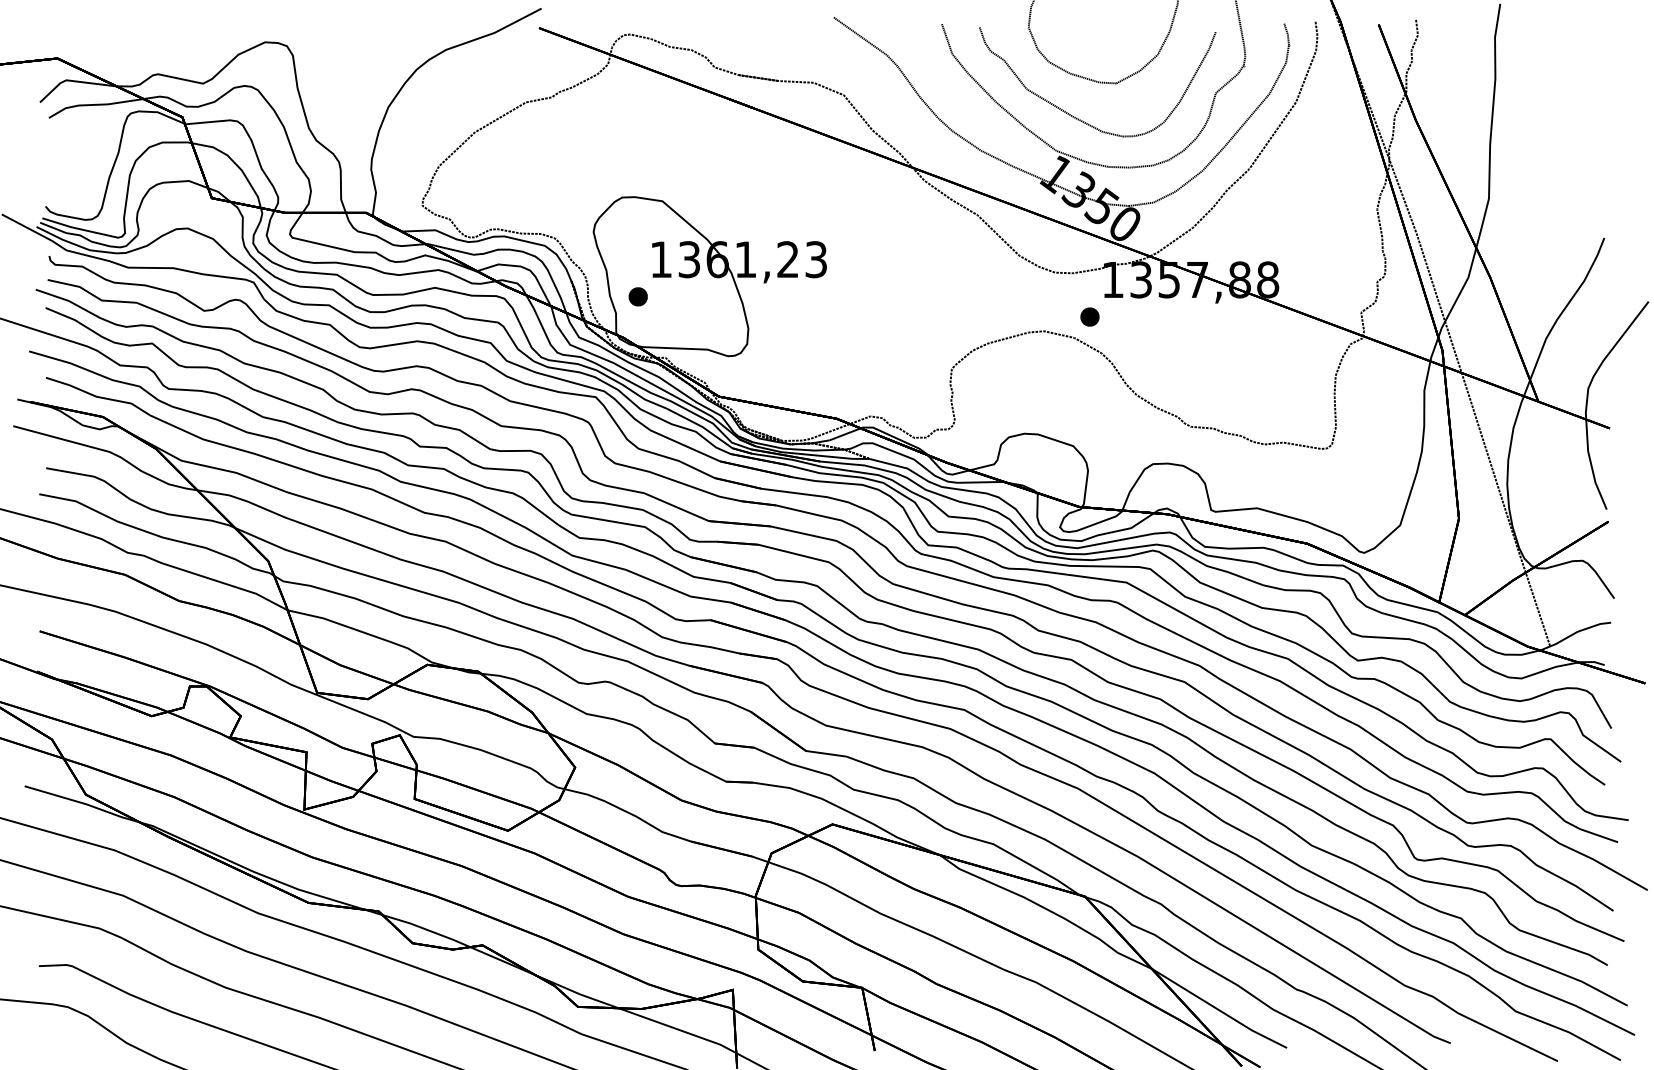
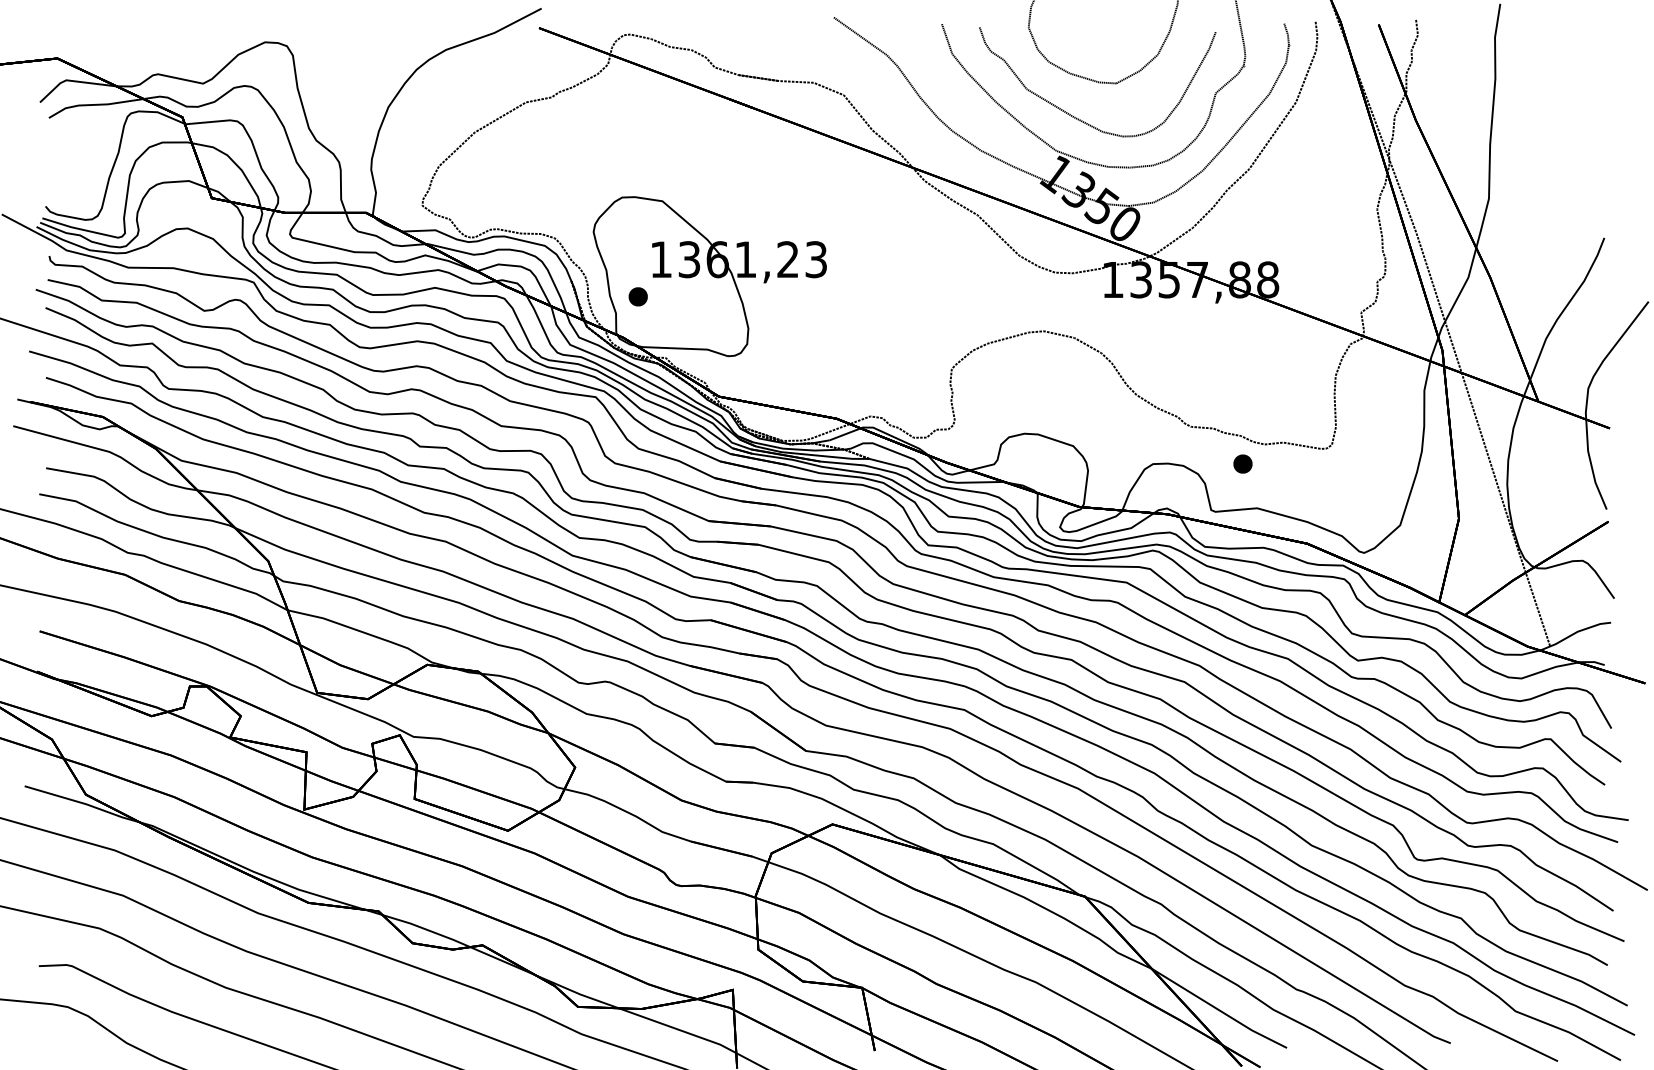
part position: (1089, 316) -> (1242, 463) (1242, 463)
